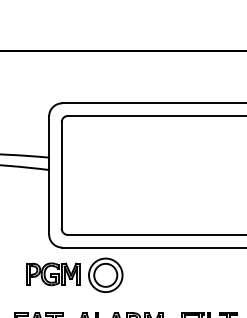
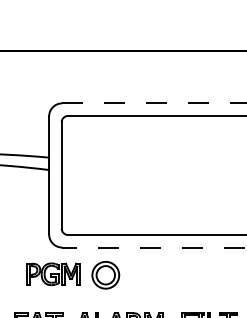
line: solid -> dashed (154, 103)
line: solid -> dashed (154, 247)
part size: 36x36 px -> 30x29 px (105, 275)
